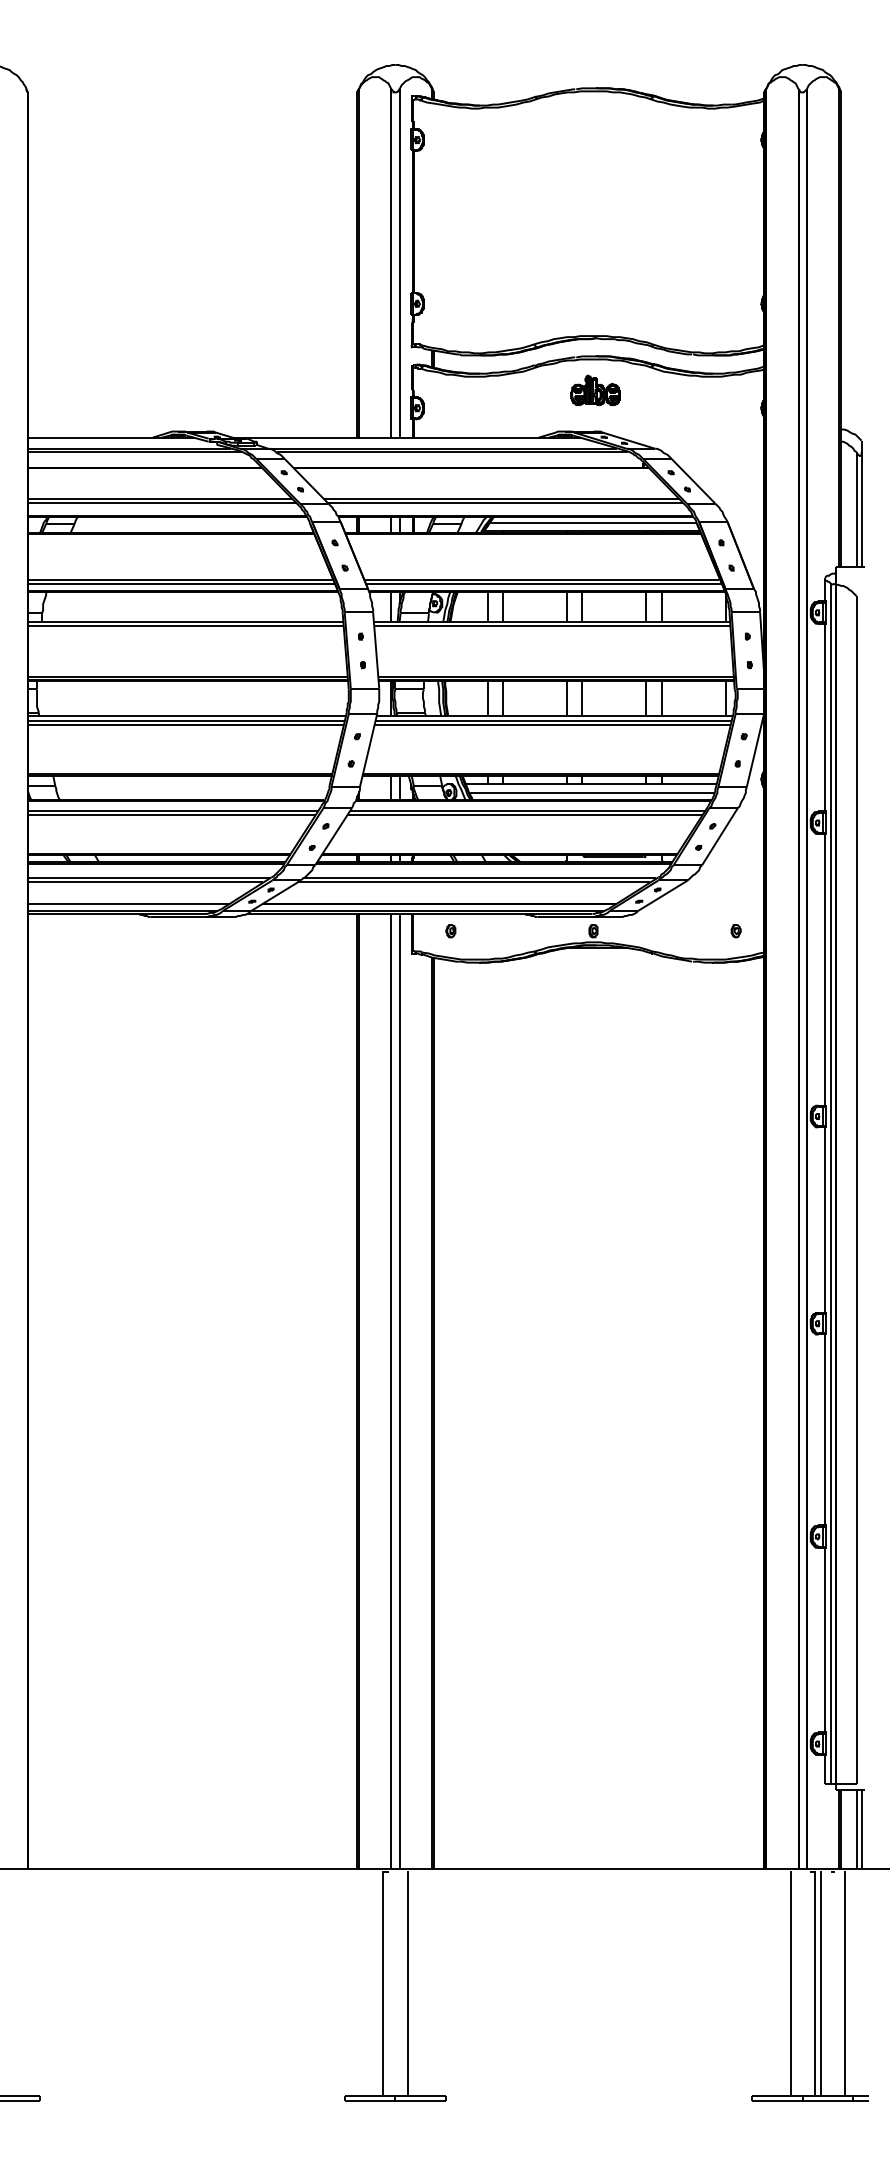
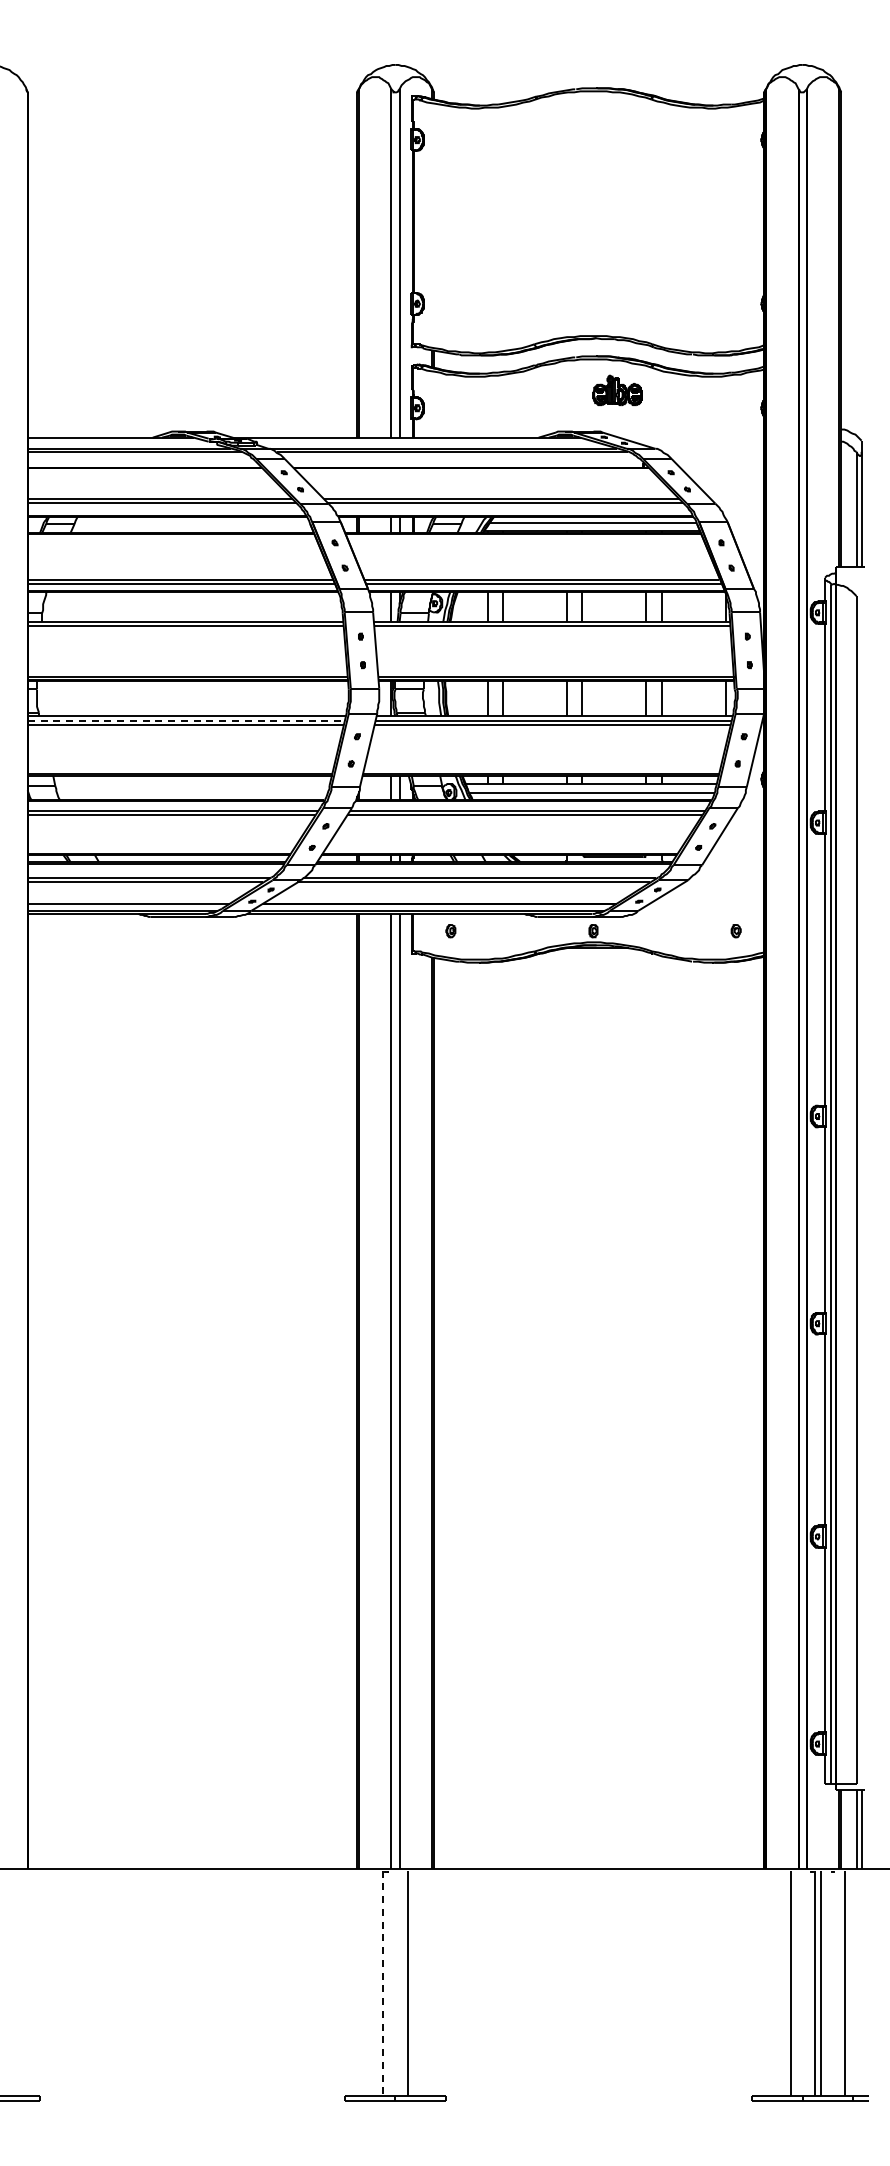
part position: (595, 390) -> (617, 390) (617, 390)
line: solid -> dashed (186, 720)
line: solid -> dashed (383, 1983)
